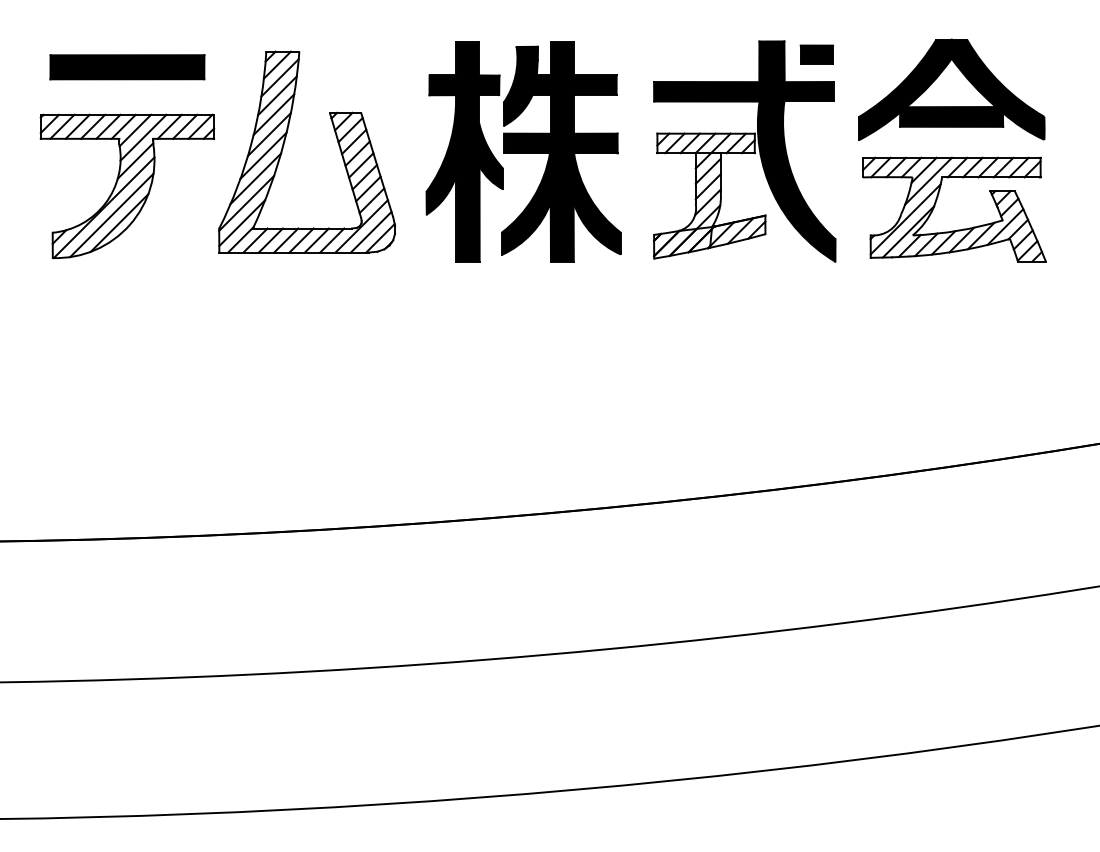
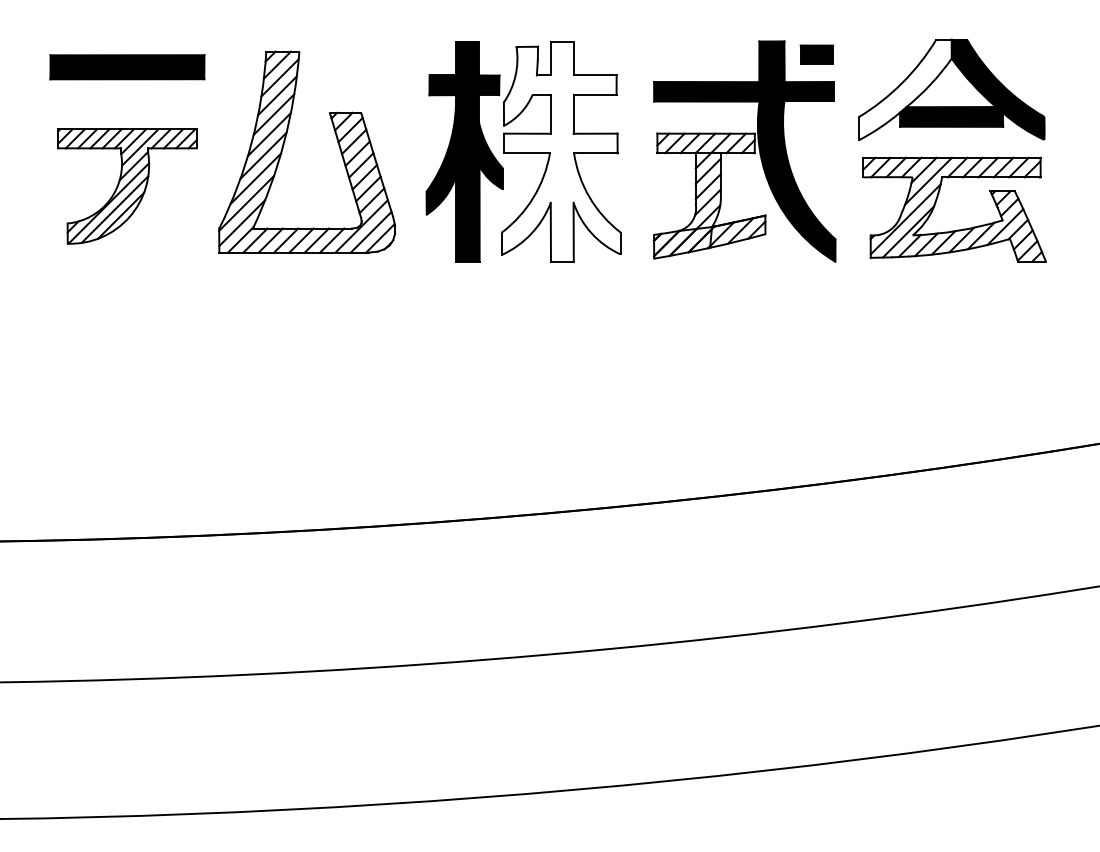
fill: present -> none (904, 89)
fill: present -> none (560, 151)
part size: 177x147 px -> 141x117 px (127, 186)
